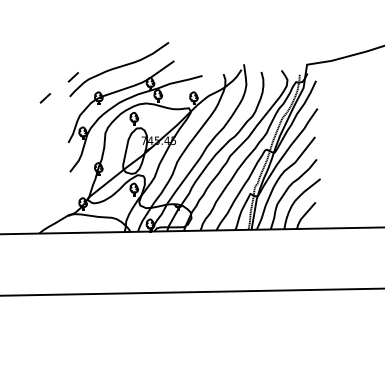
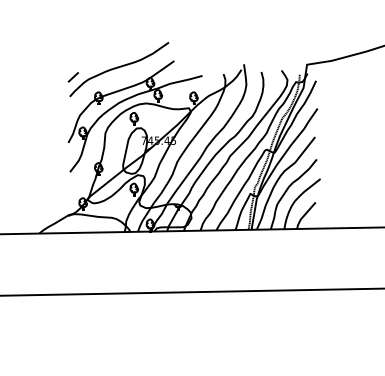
line: present -> none (44, 98)
